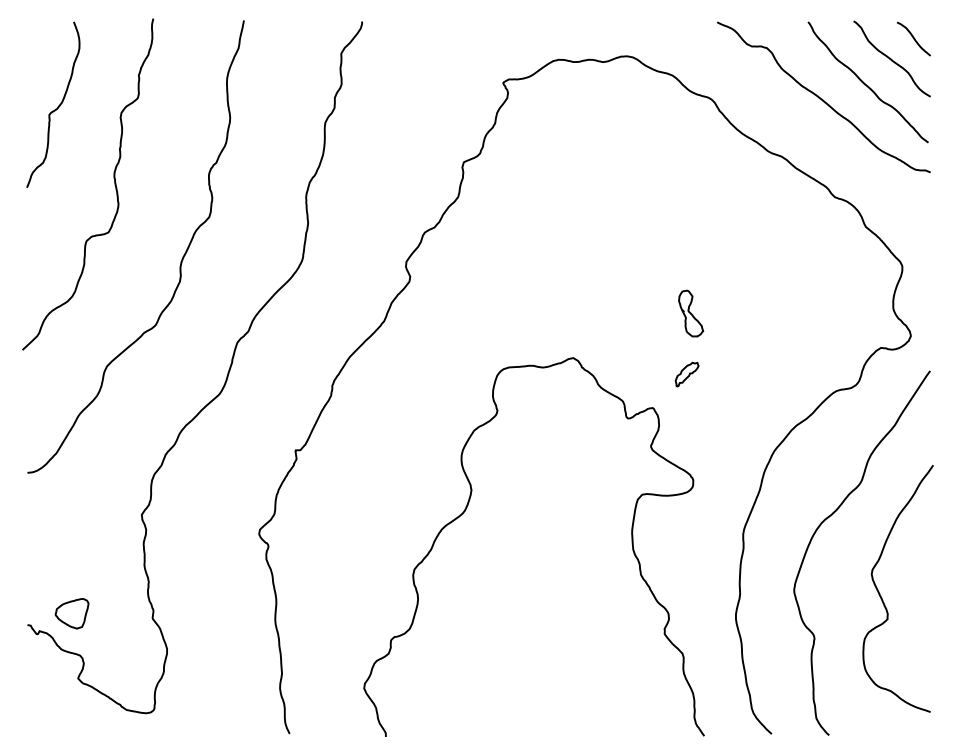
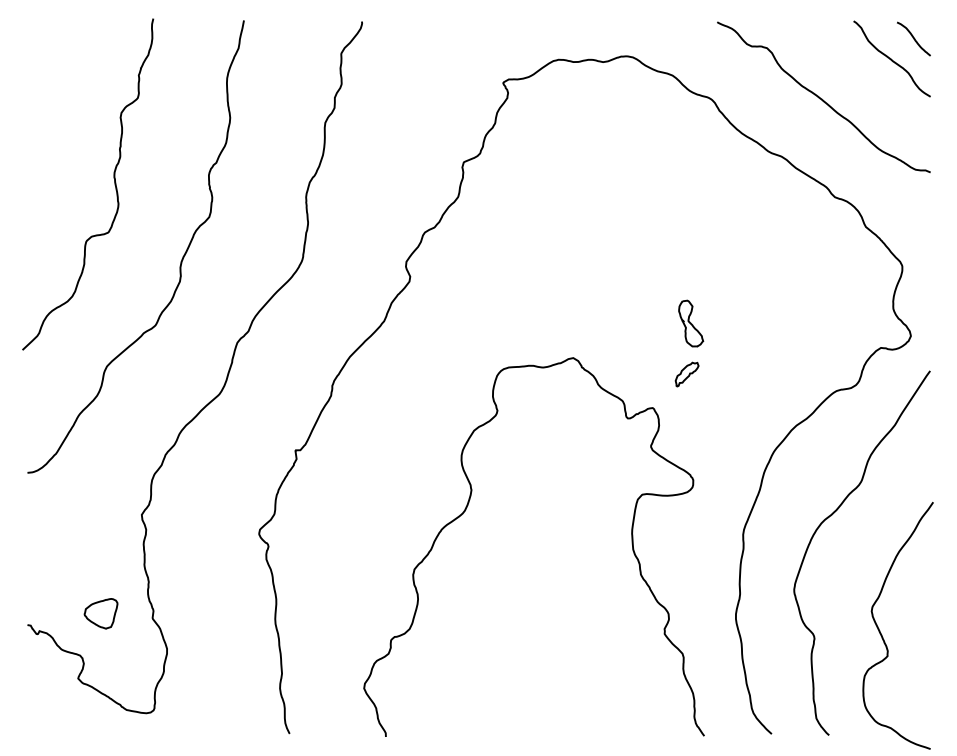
curve: present -> none (865, 83)
curve: present -> none (57, 106)
part position: (691, 313) -> (691, 323) (691, 323)
curve position: (882, 597) -> (882, 634) (882, 634)
part position: (71, 613) -> (100, 613) (100, 613)
